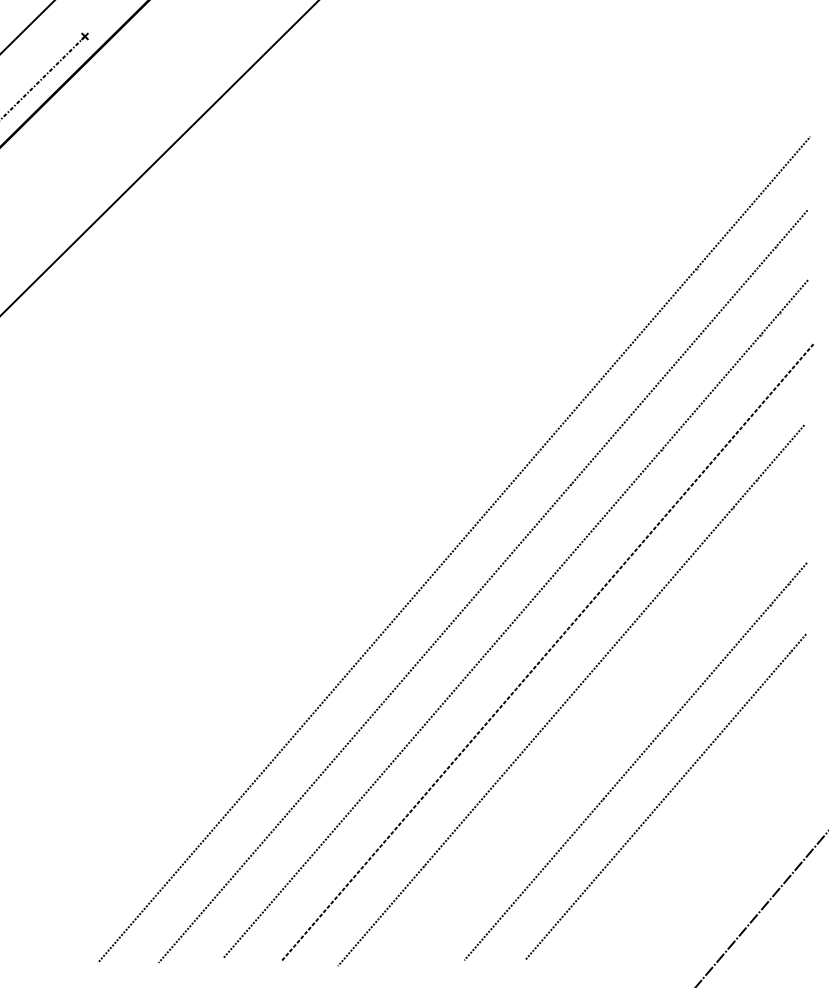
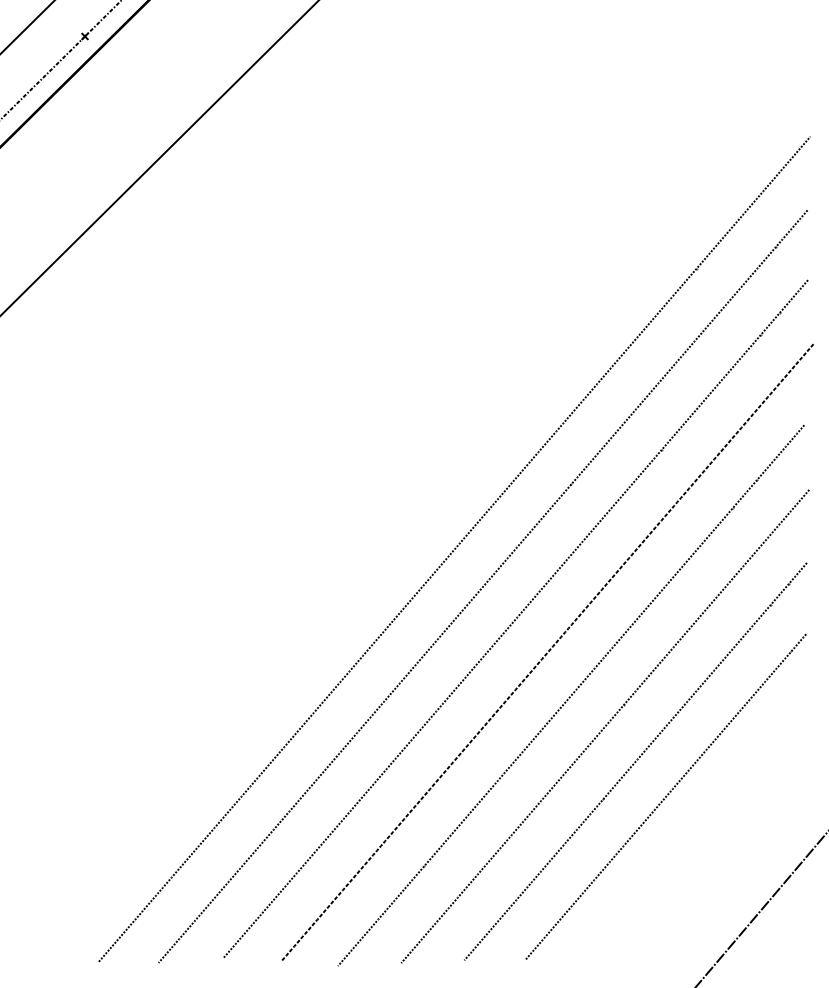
line: none -> present (102, 19)
curve: none -> present (605, 726)
